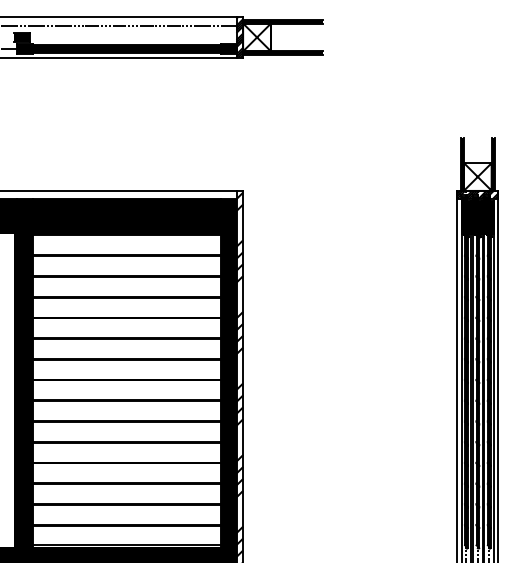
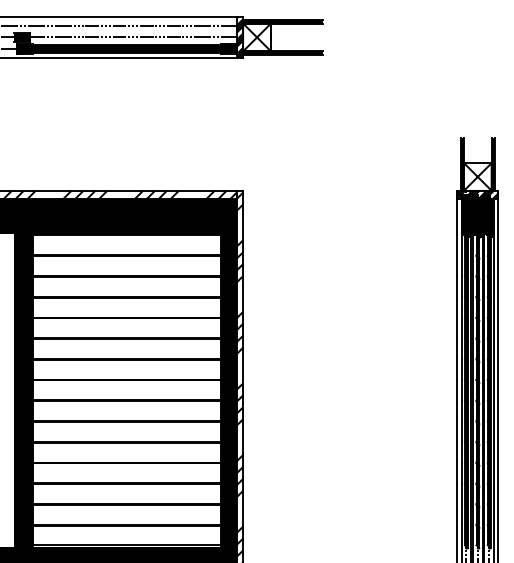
line: none -> present (119, 37)
hatch: none -> present (119, 194)
